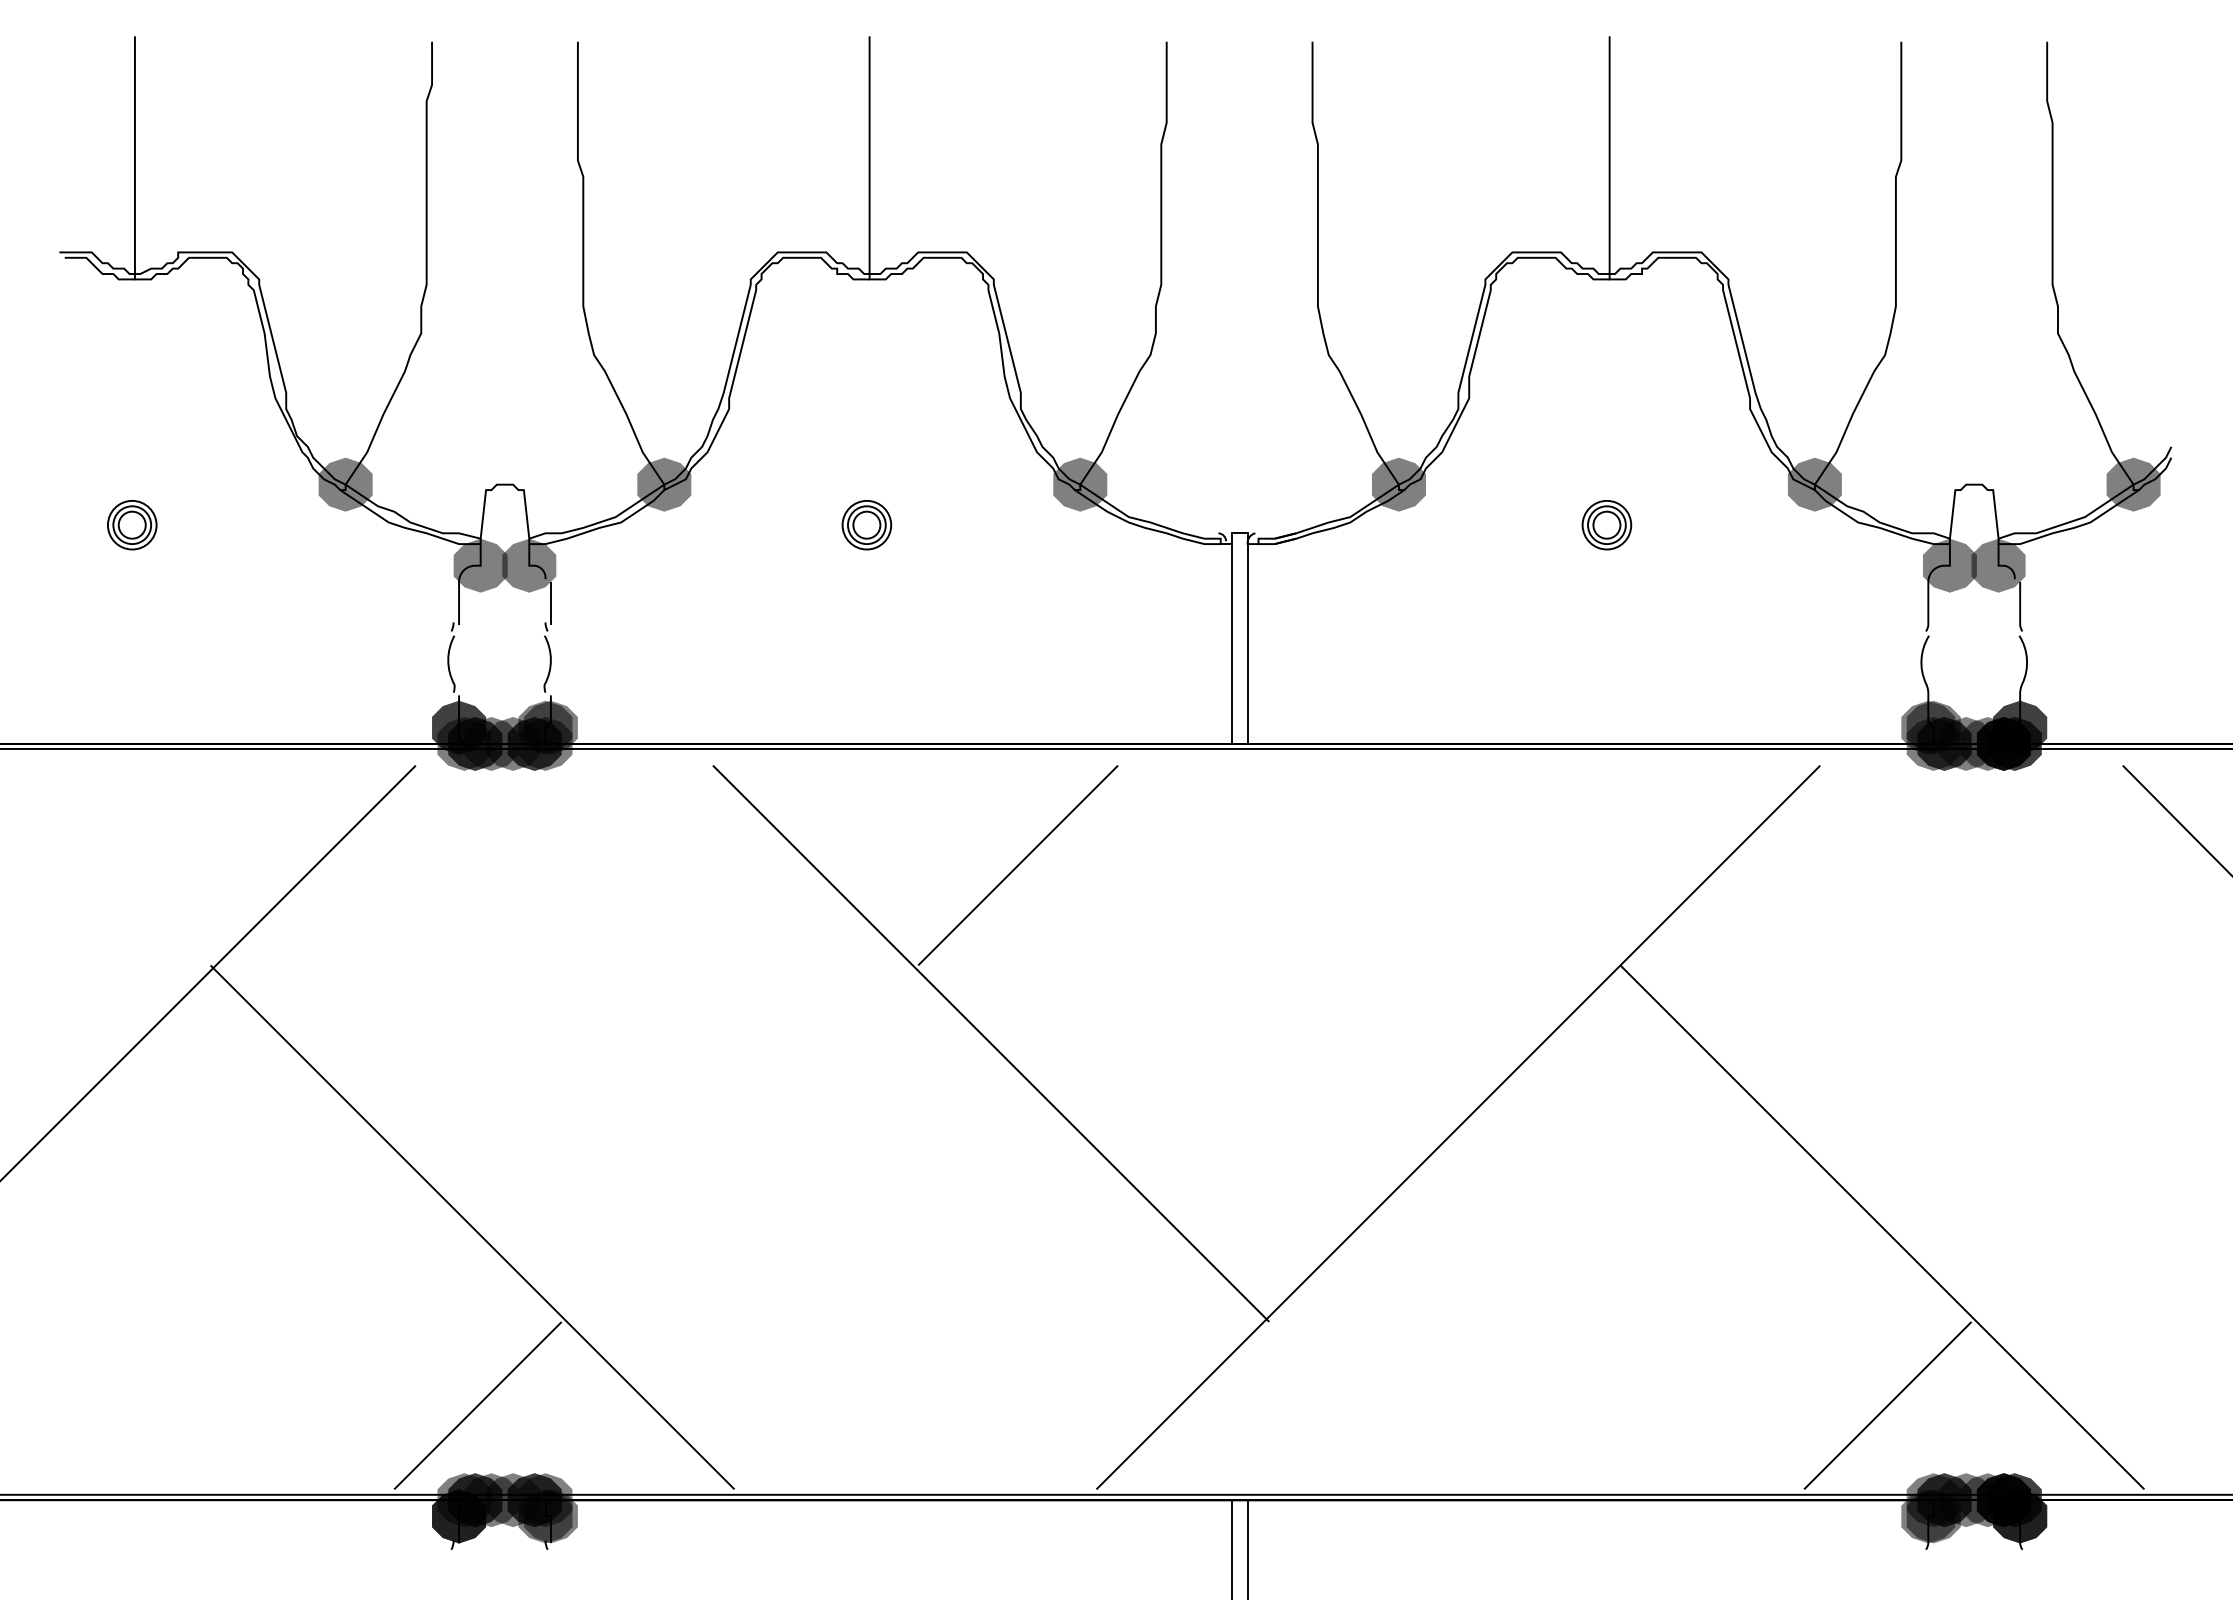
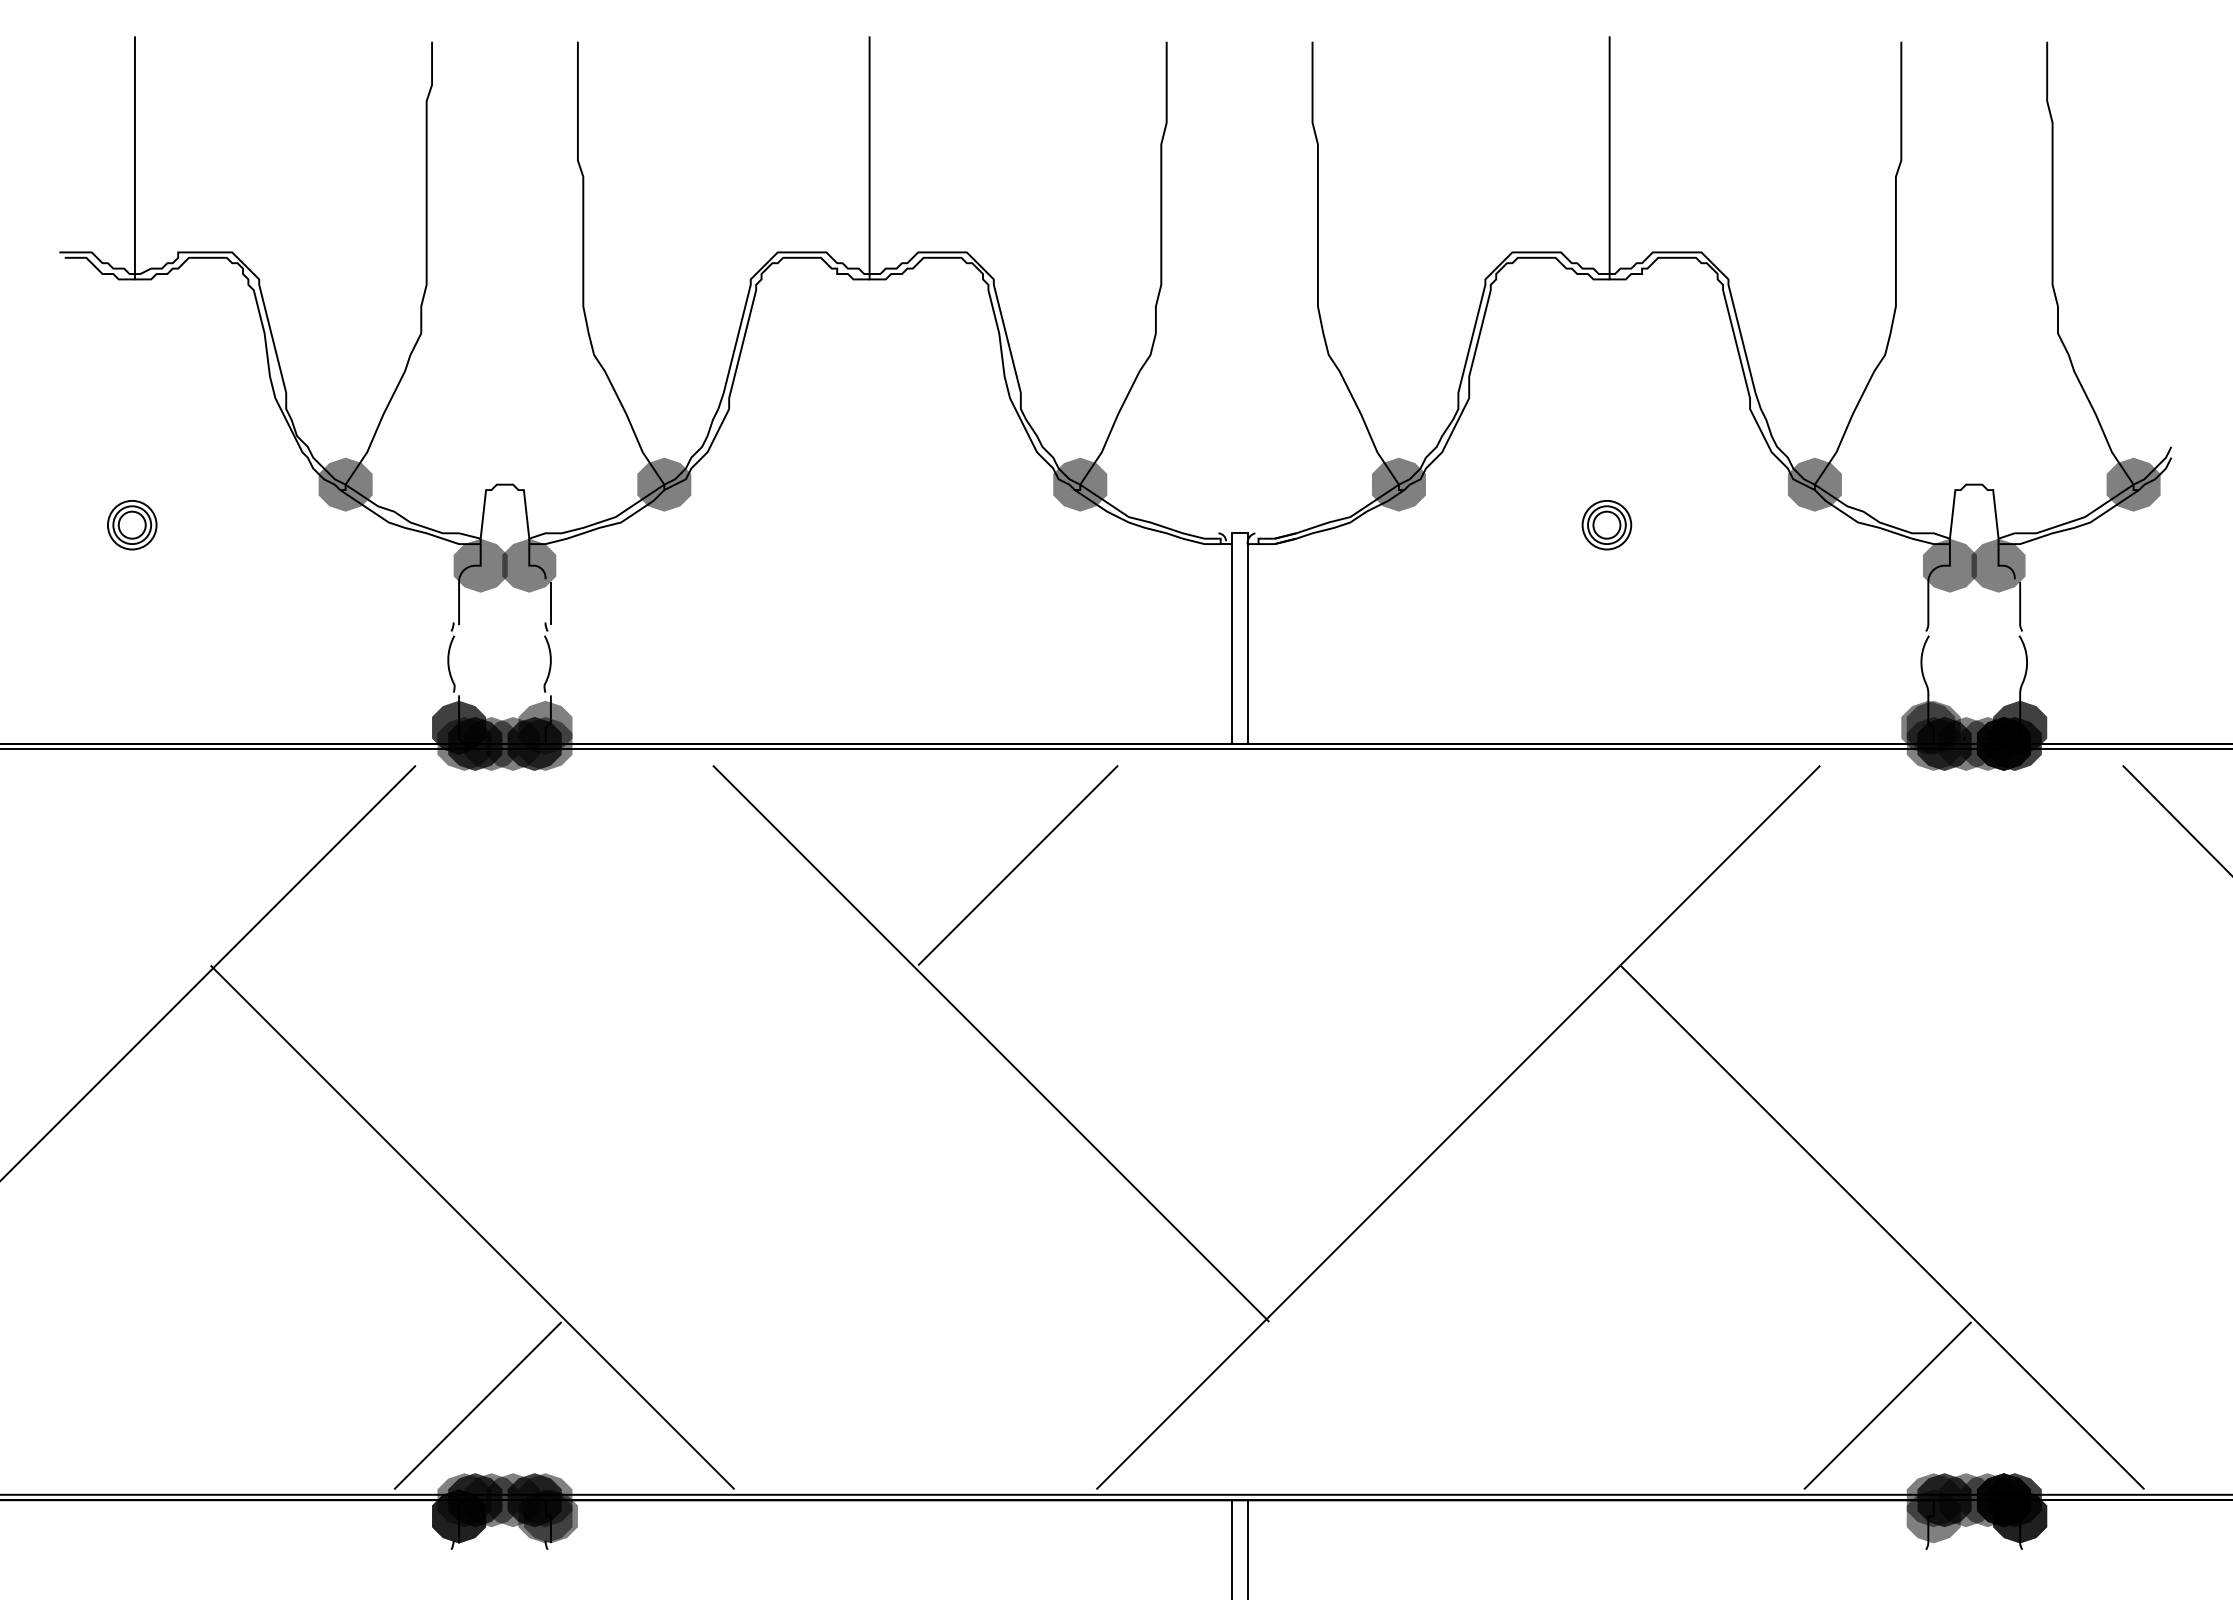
part: present -> none (866, 525)
fill: present -> none (550, 727)
fill: present -> none (1928, 1516)
